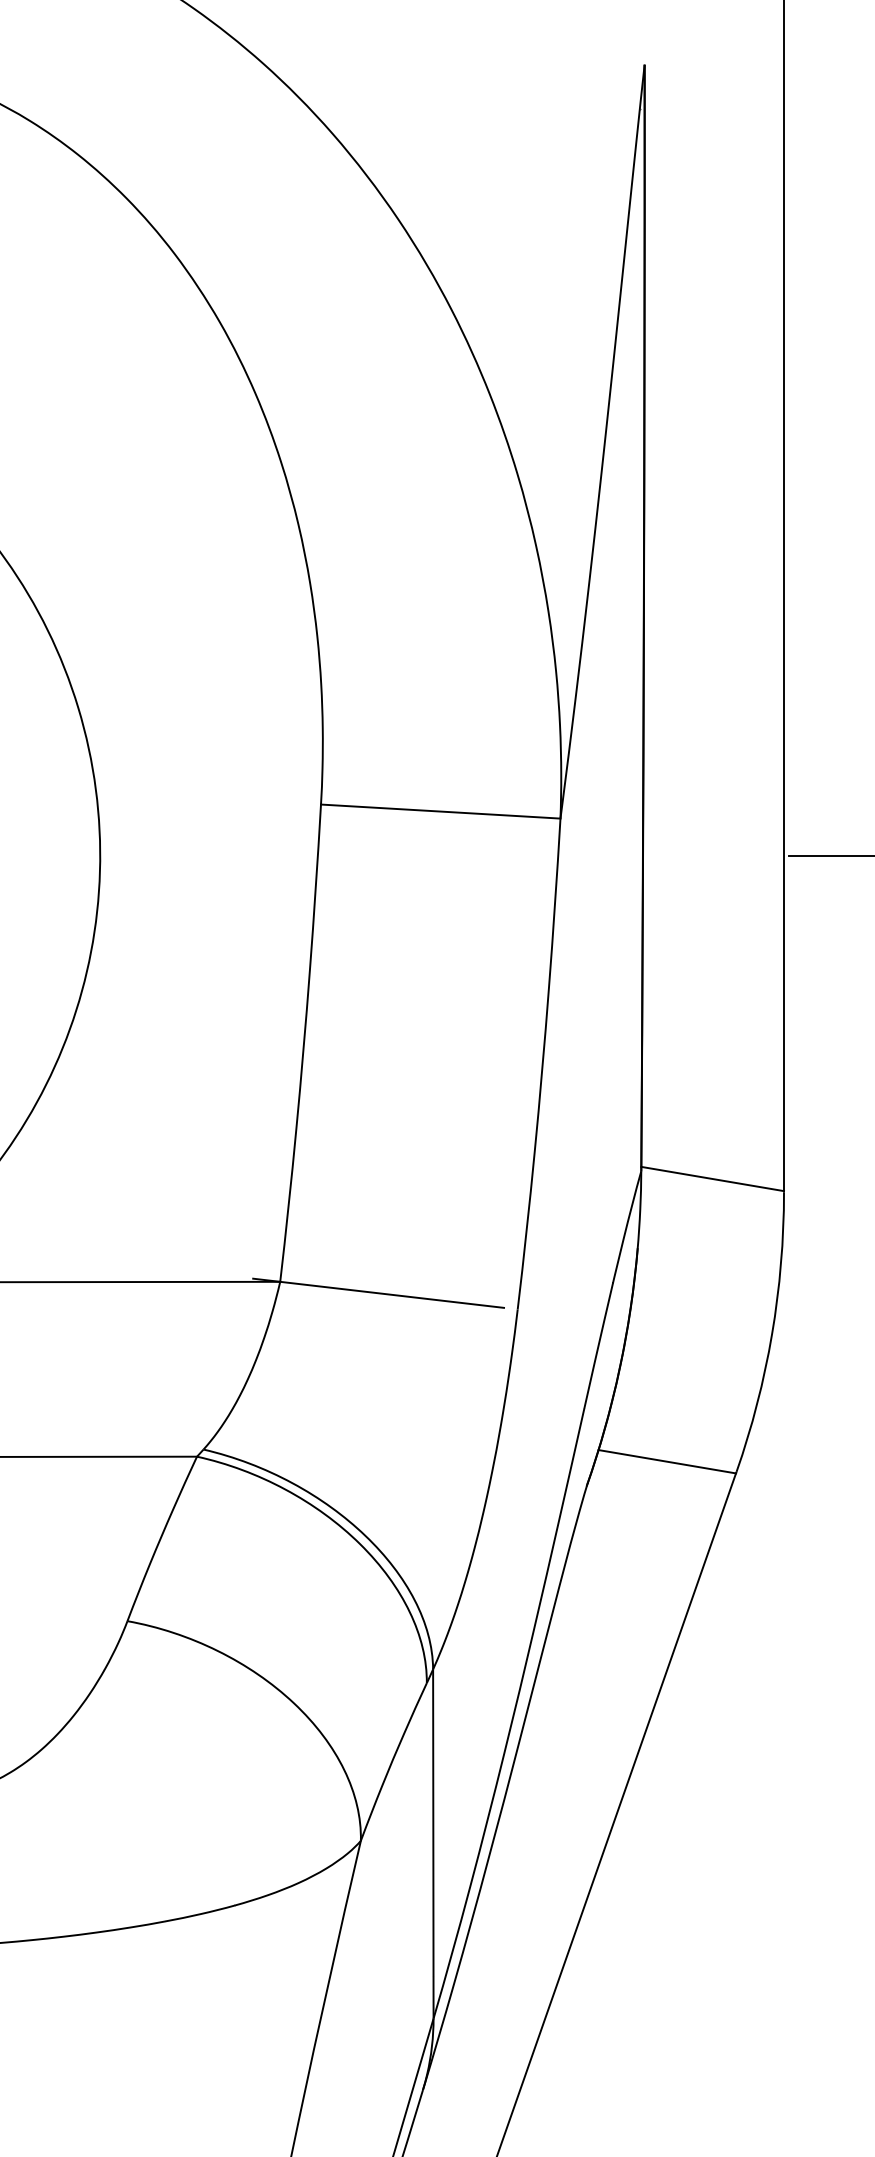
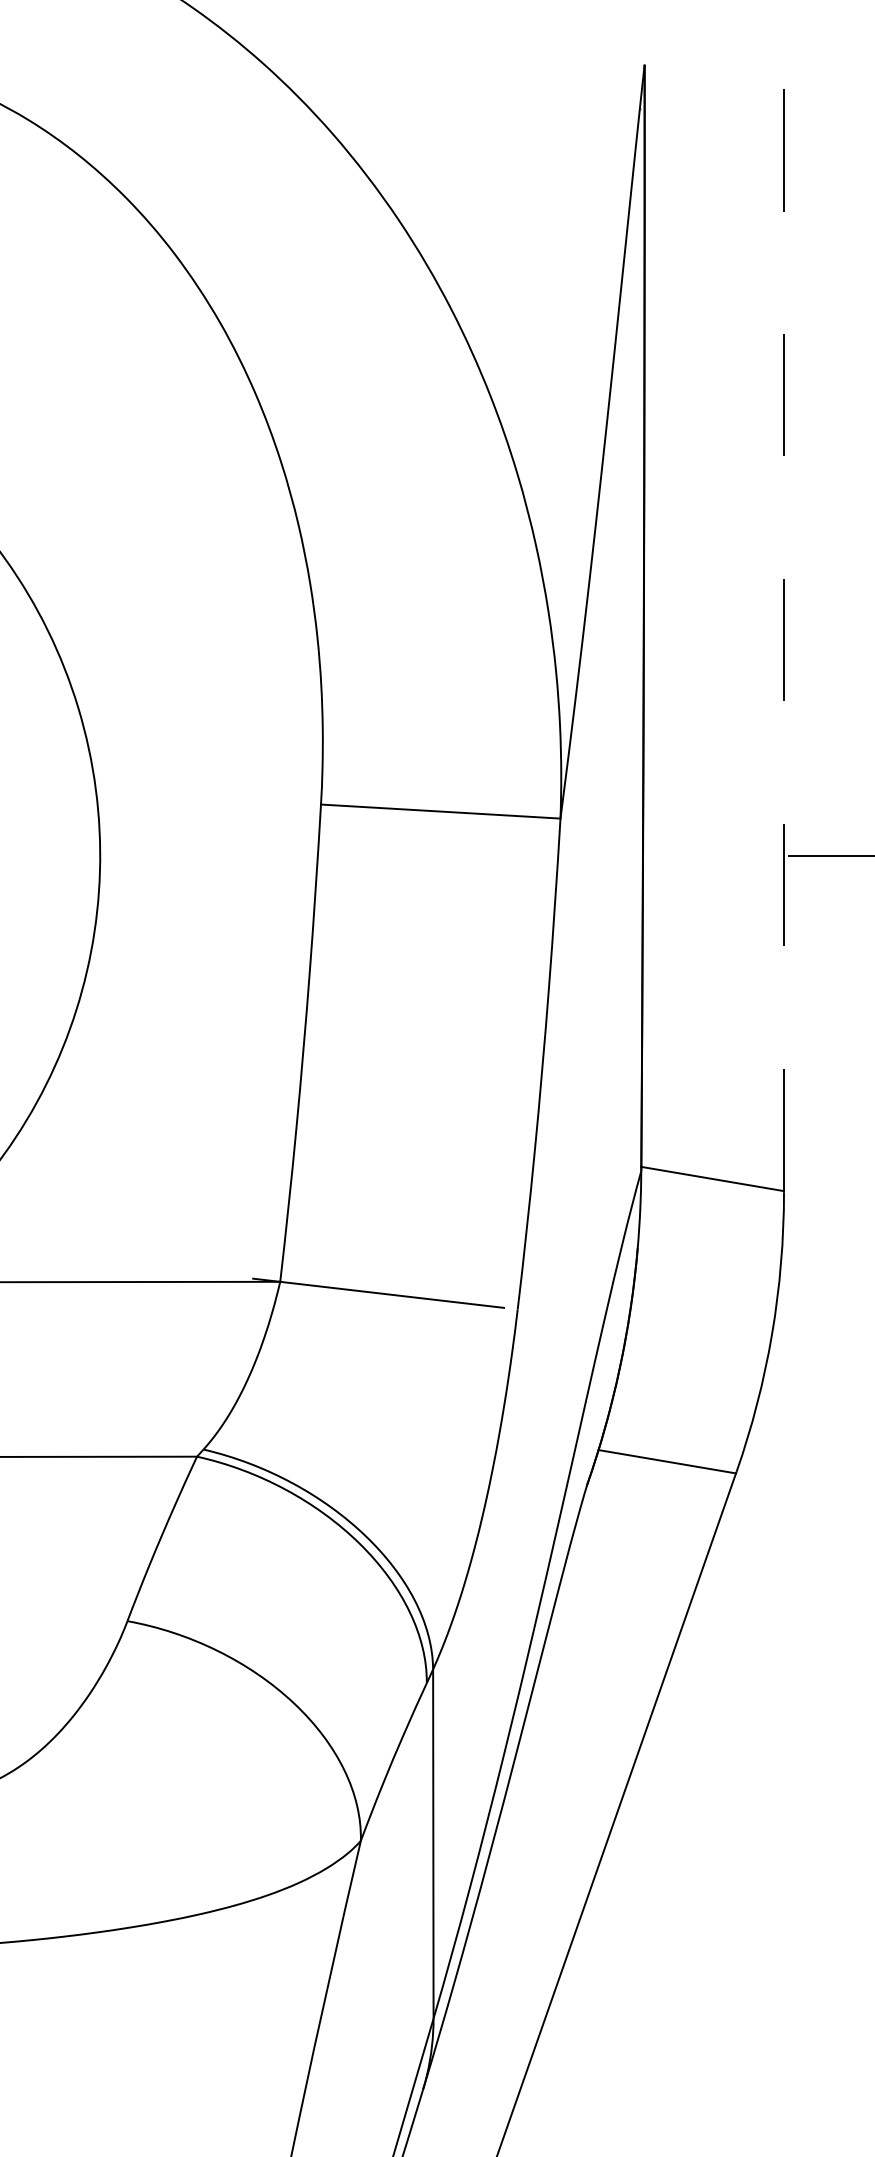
line: solid -> dashed (784, 595)
